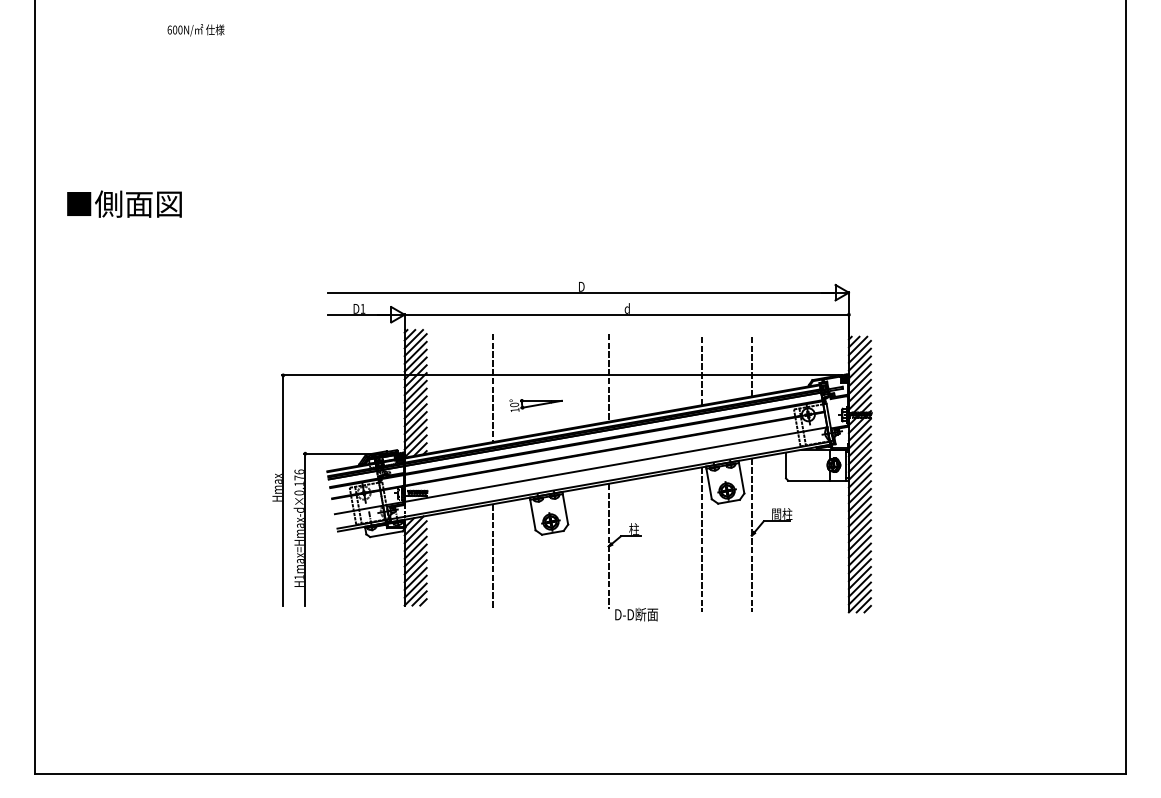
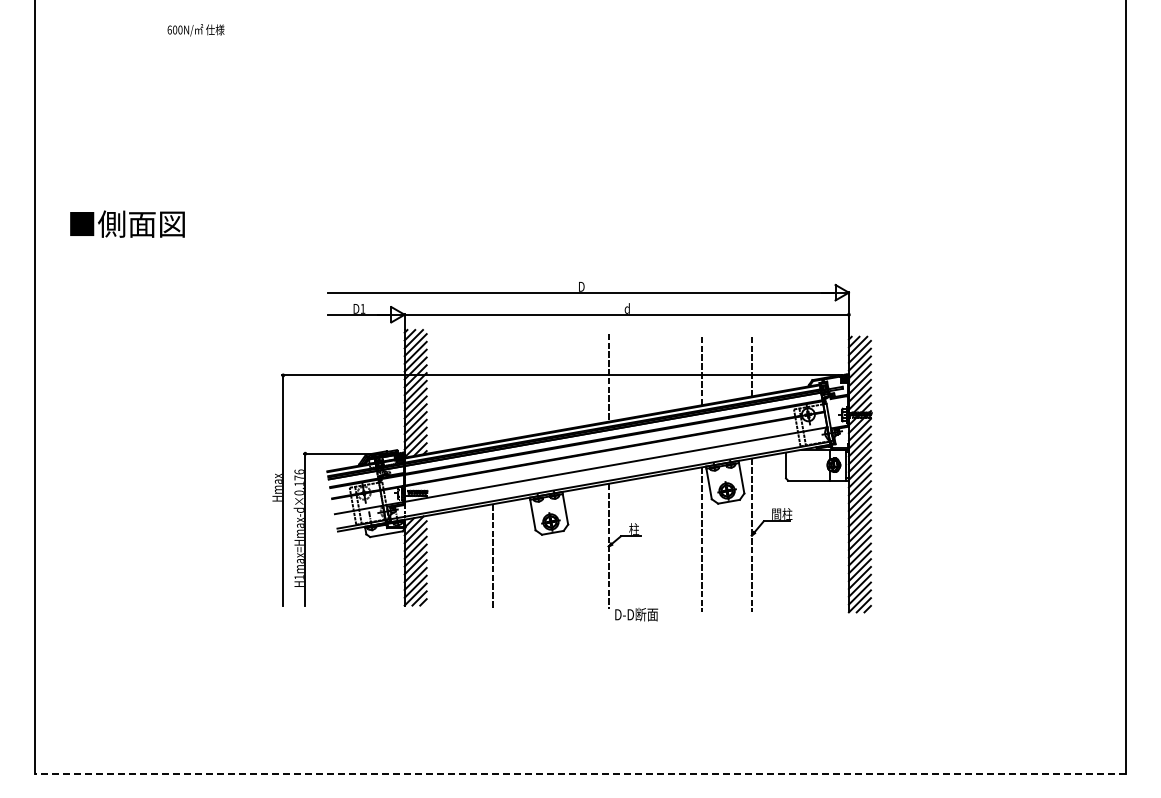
text position: (124, 203) -> (127, 223) (127, 223)
line: present -> none (493, 387)
part: present -> none (535, 405)
line: solid -> dashed (580, 774)
